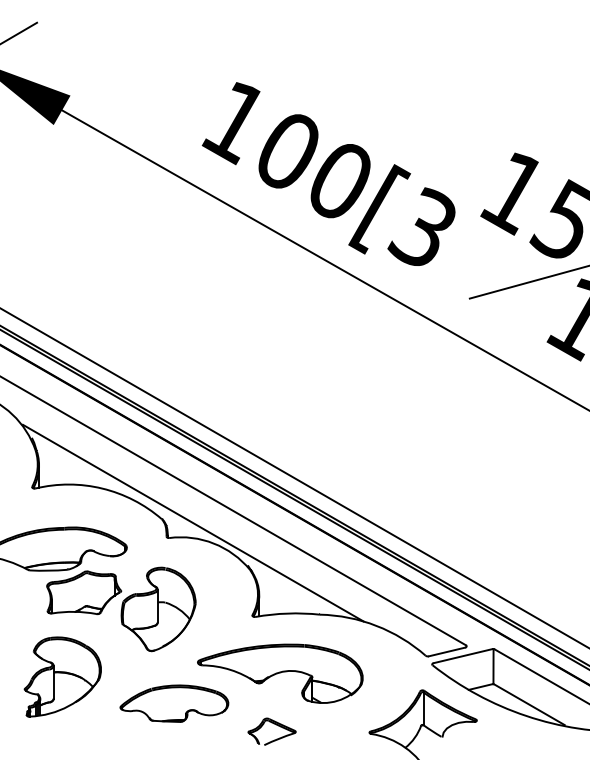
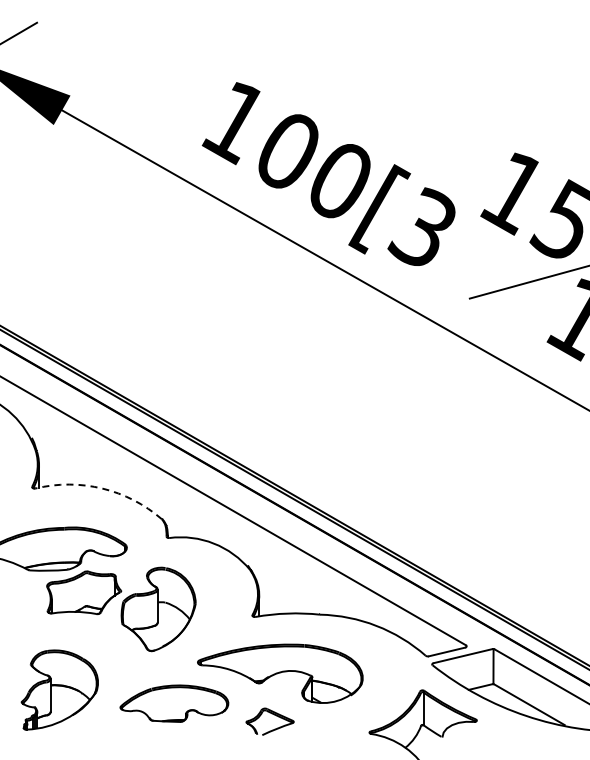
line: present -> none (294, 477)
arc: solid -> dashed (102, 488)
line: present -> none (192, 522)
part position: (62, 676) -> (59, 689) (59, 689)
part position: (274, 724) -> (272, 714) (272, 714)
